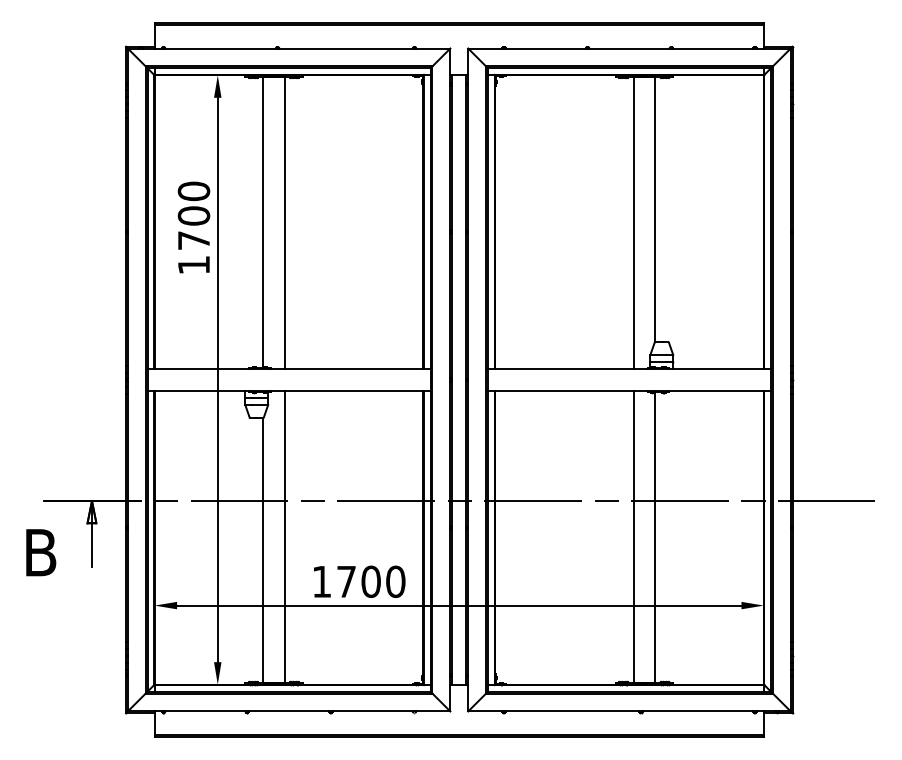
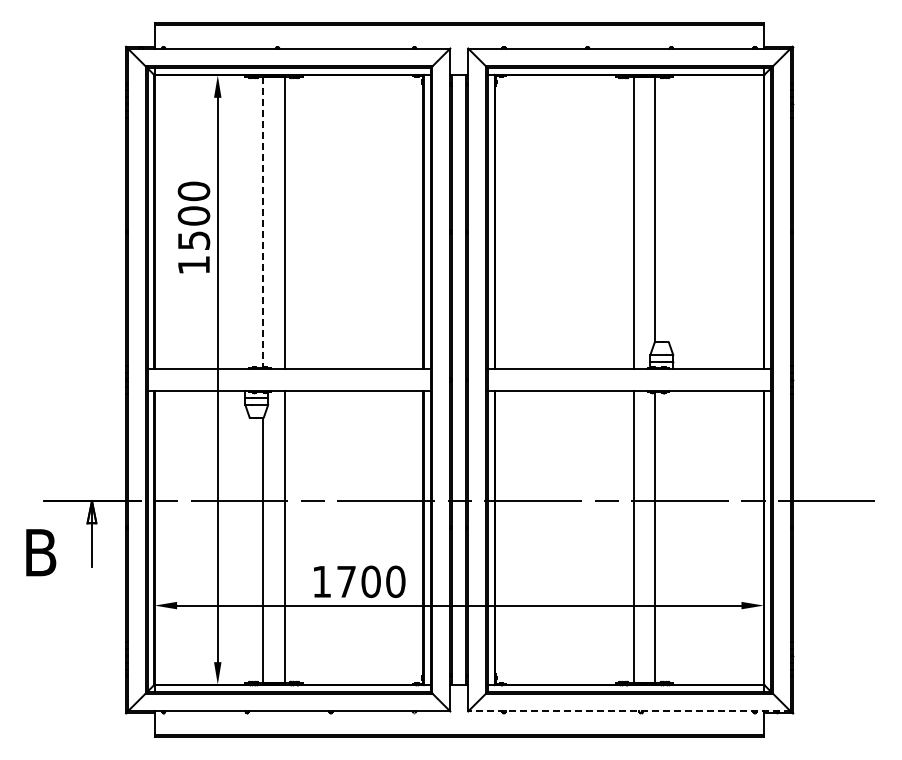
line: solid -> dashed (263, 223)
text: 1700 -> 1500 (194, 240)
line: solid -> dashed (629, 711)
